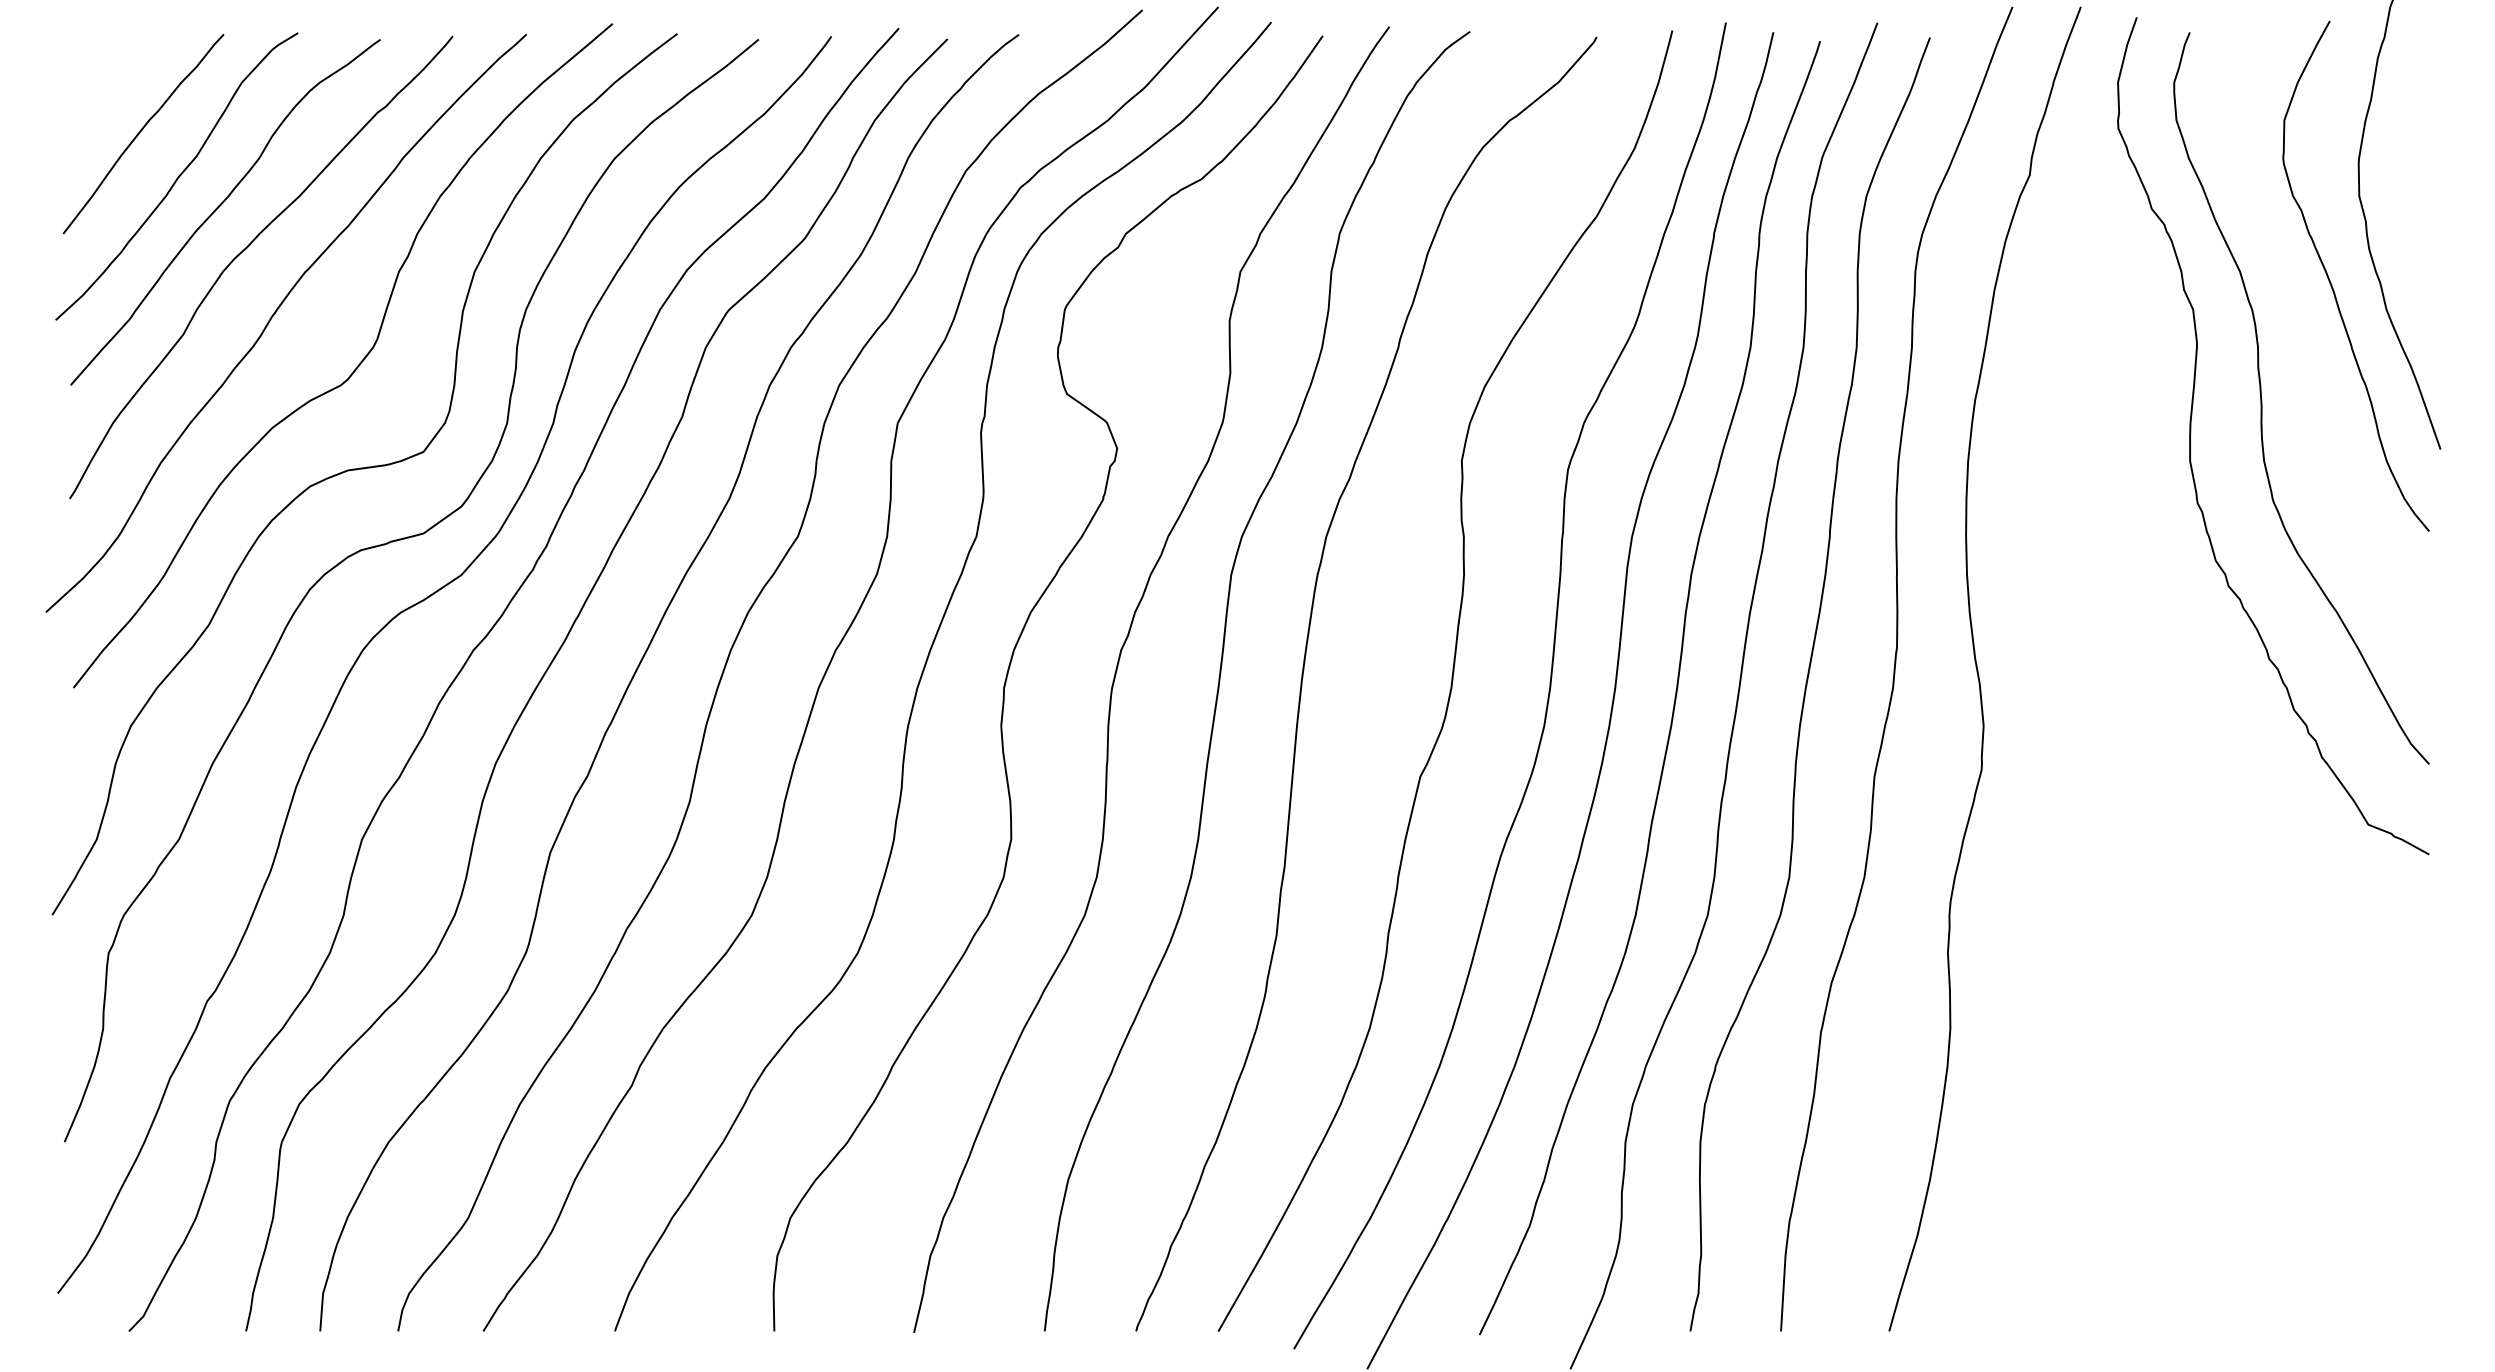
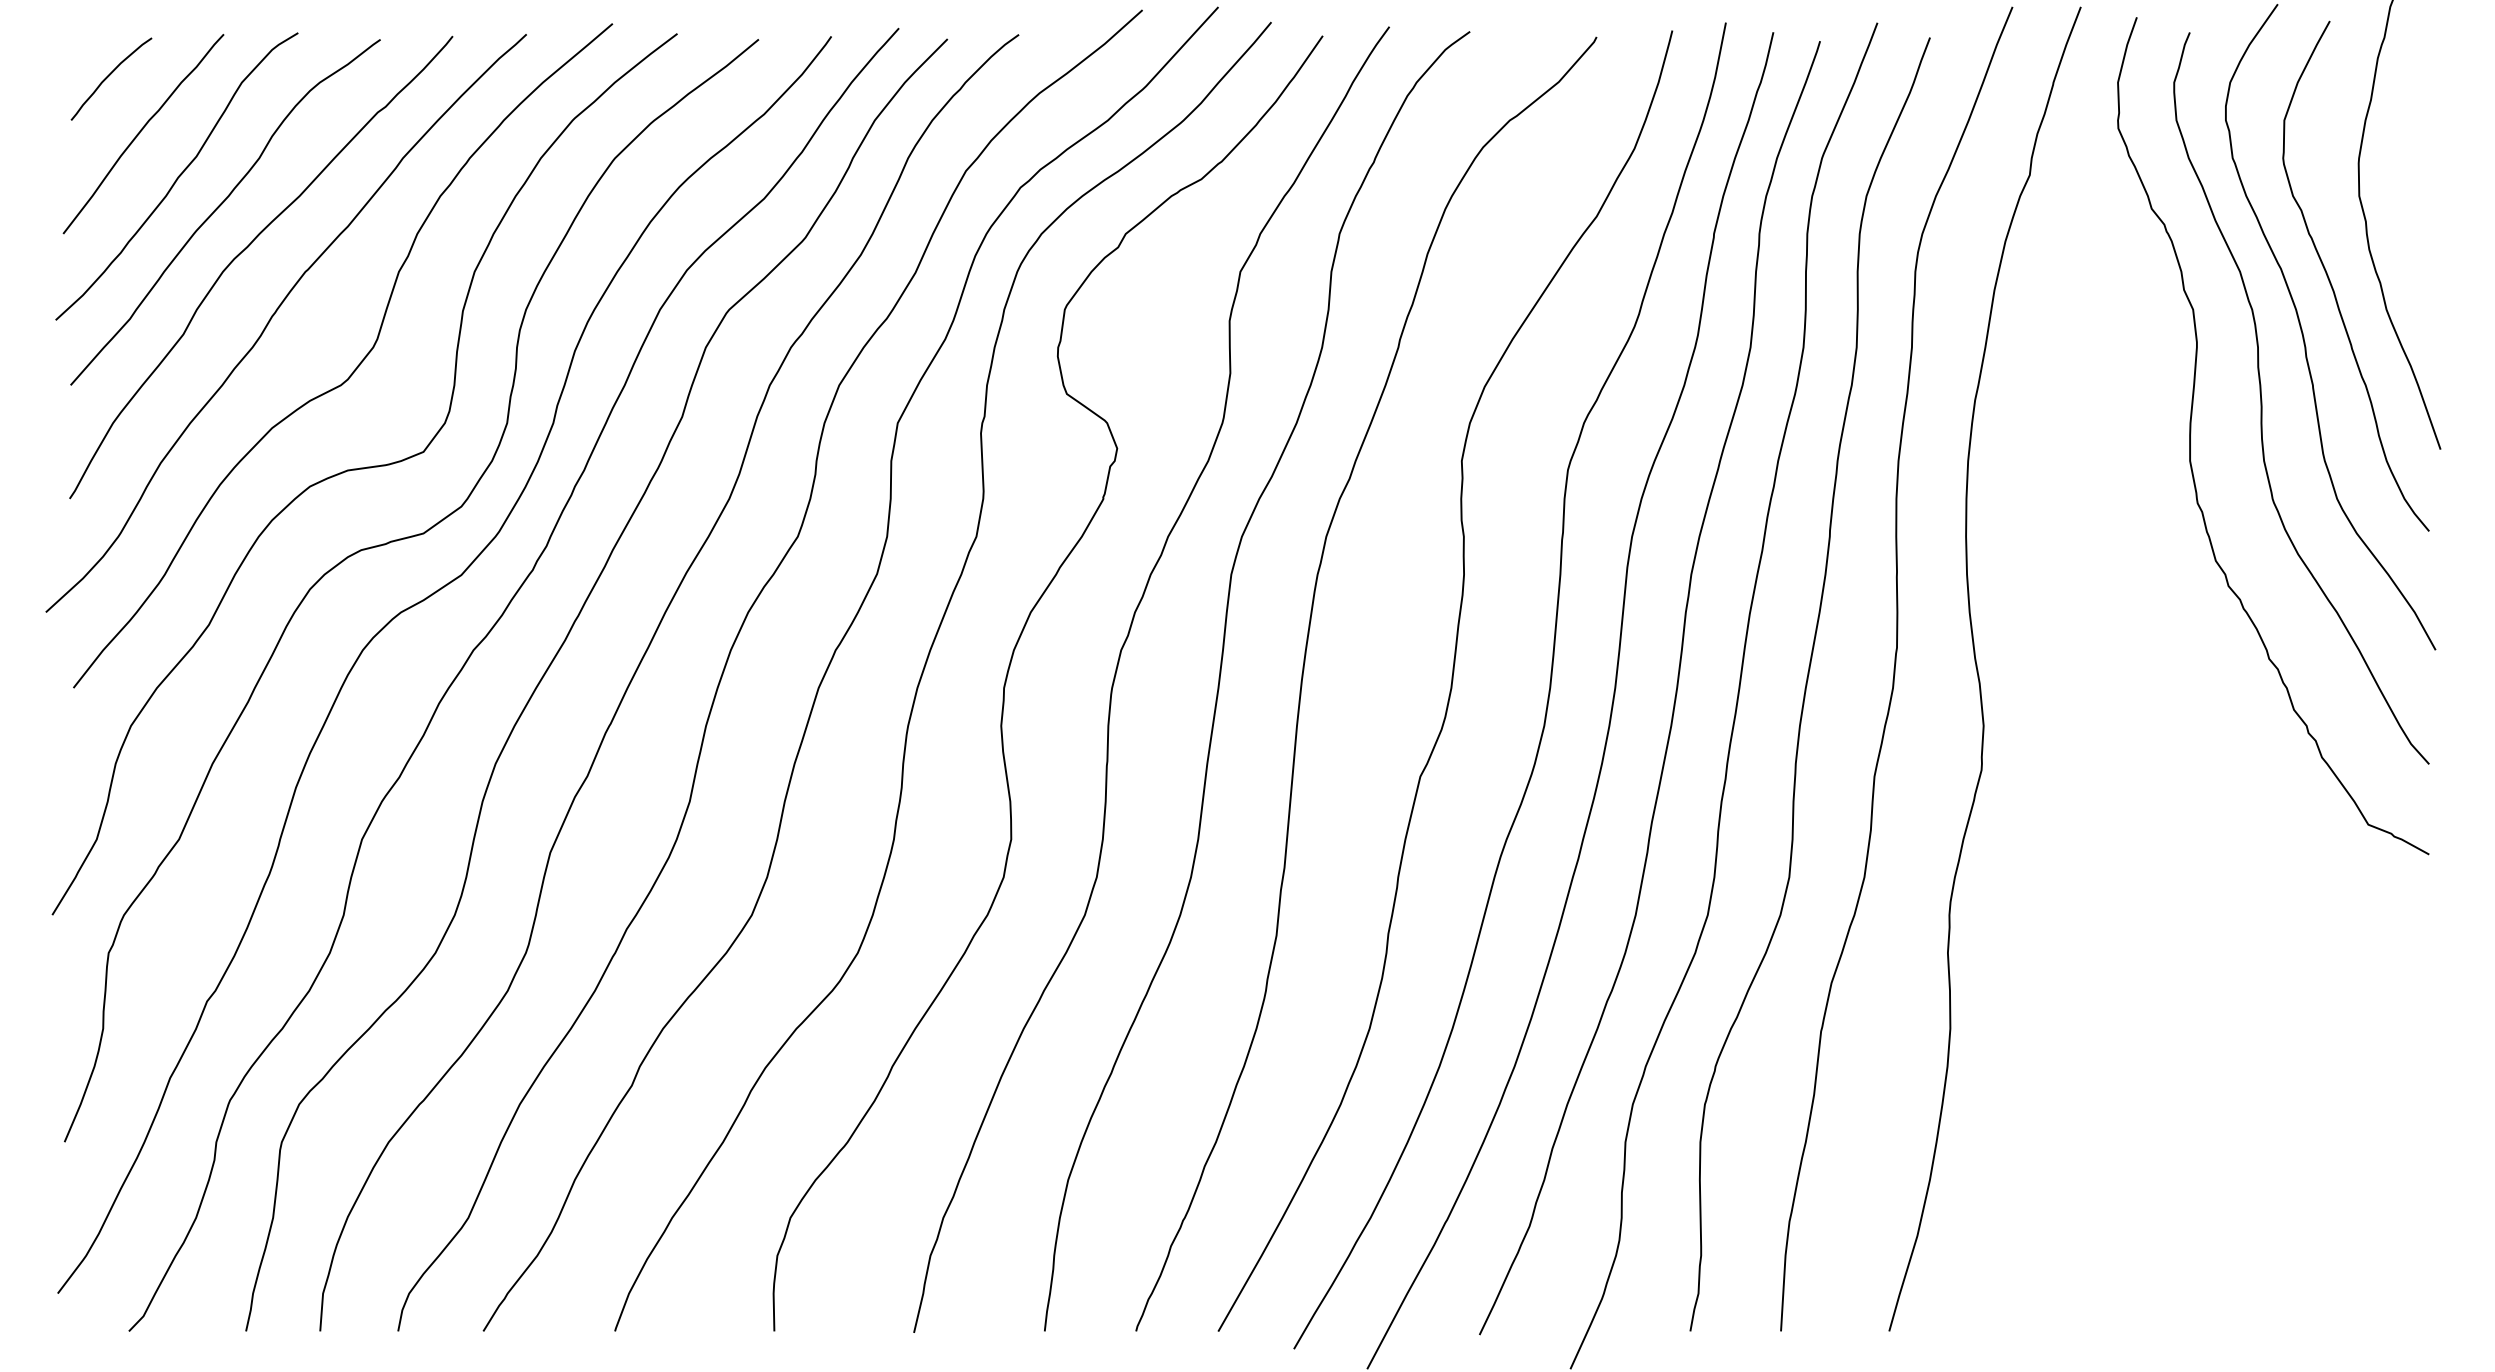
curve: none -> present (109, 76)
curve: none -> present (2303, 332)
